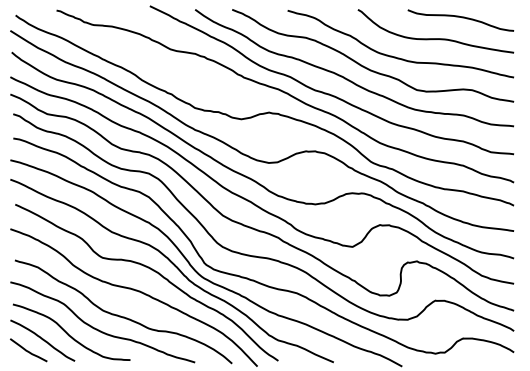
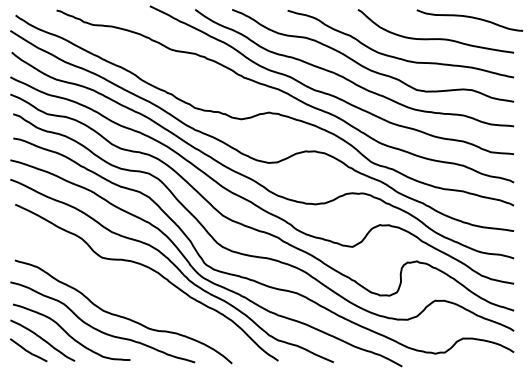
curve position: (462, 18) -> (471, 18) (471, 18)
curve: present -> none (135, 291)
